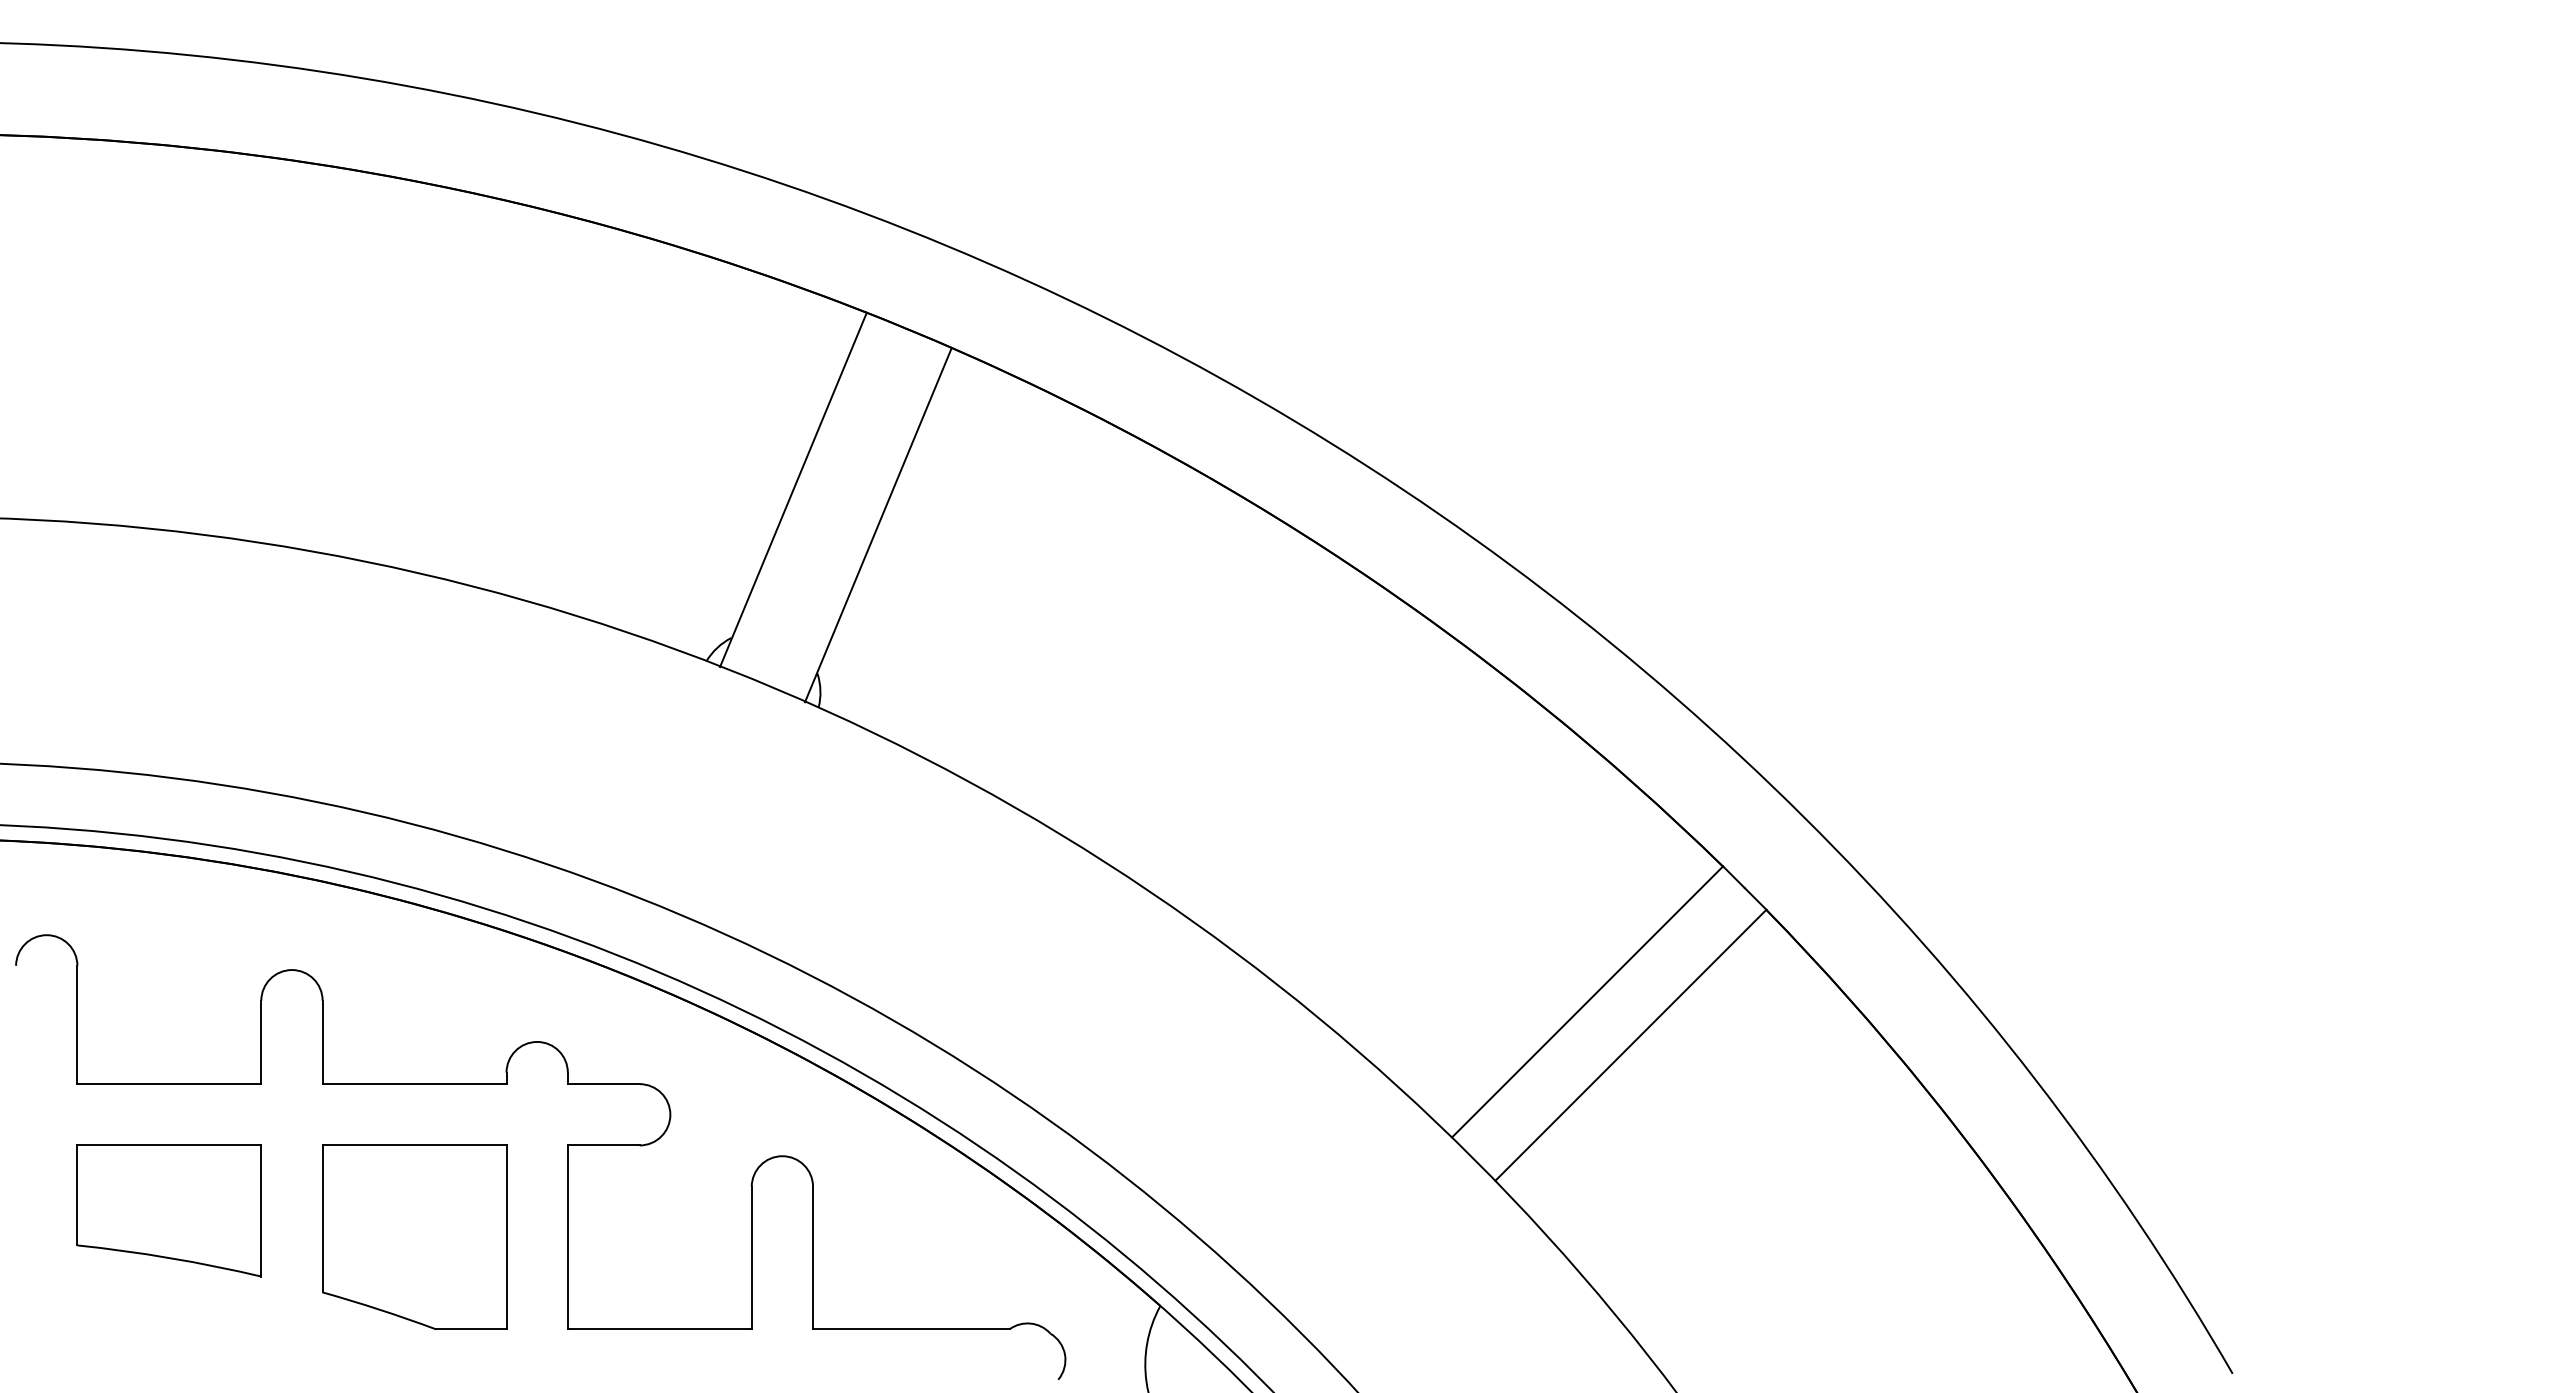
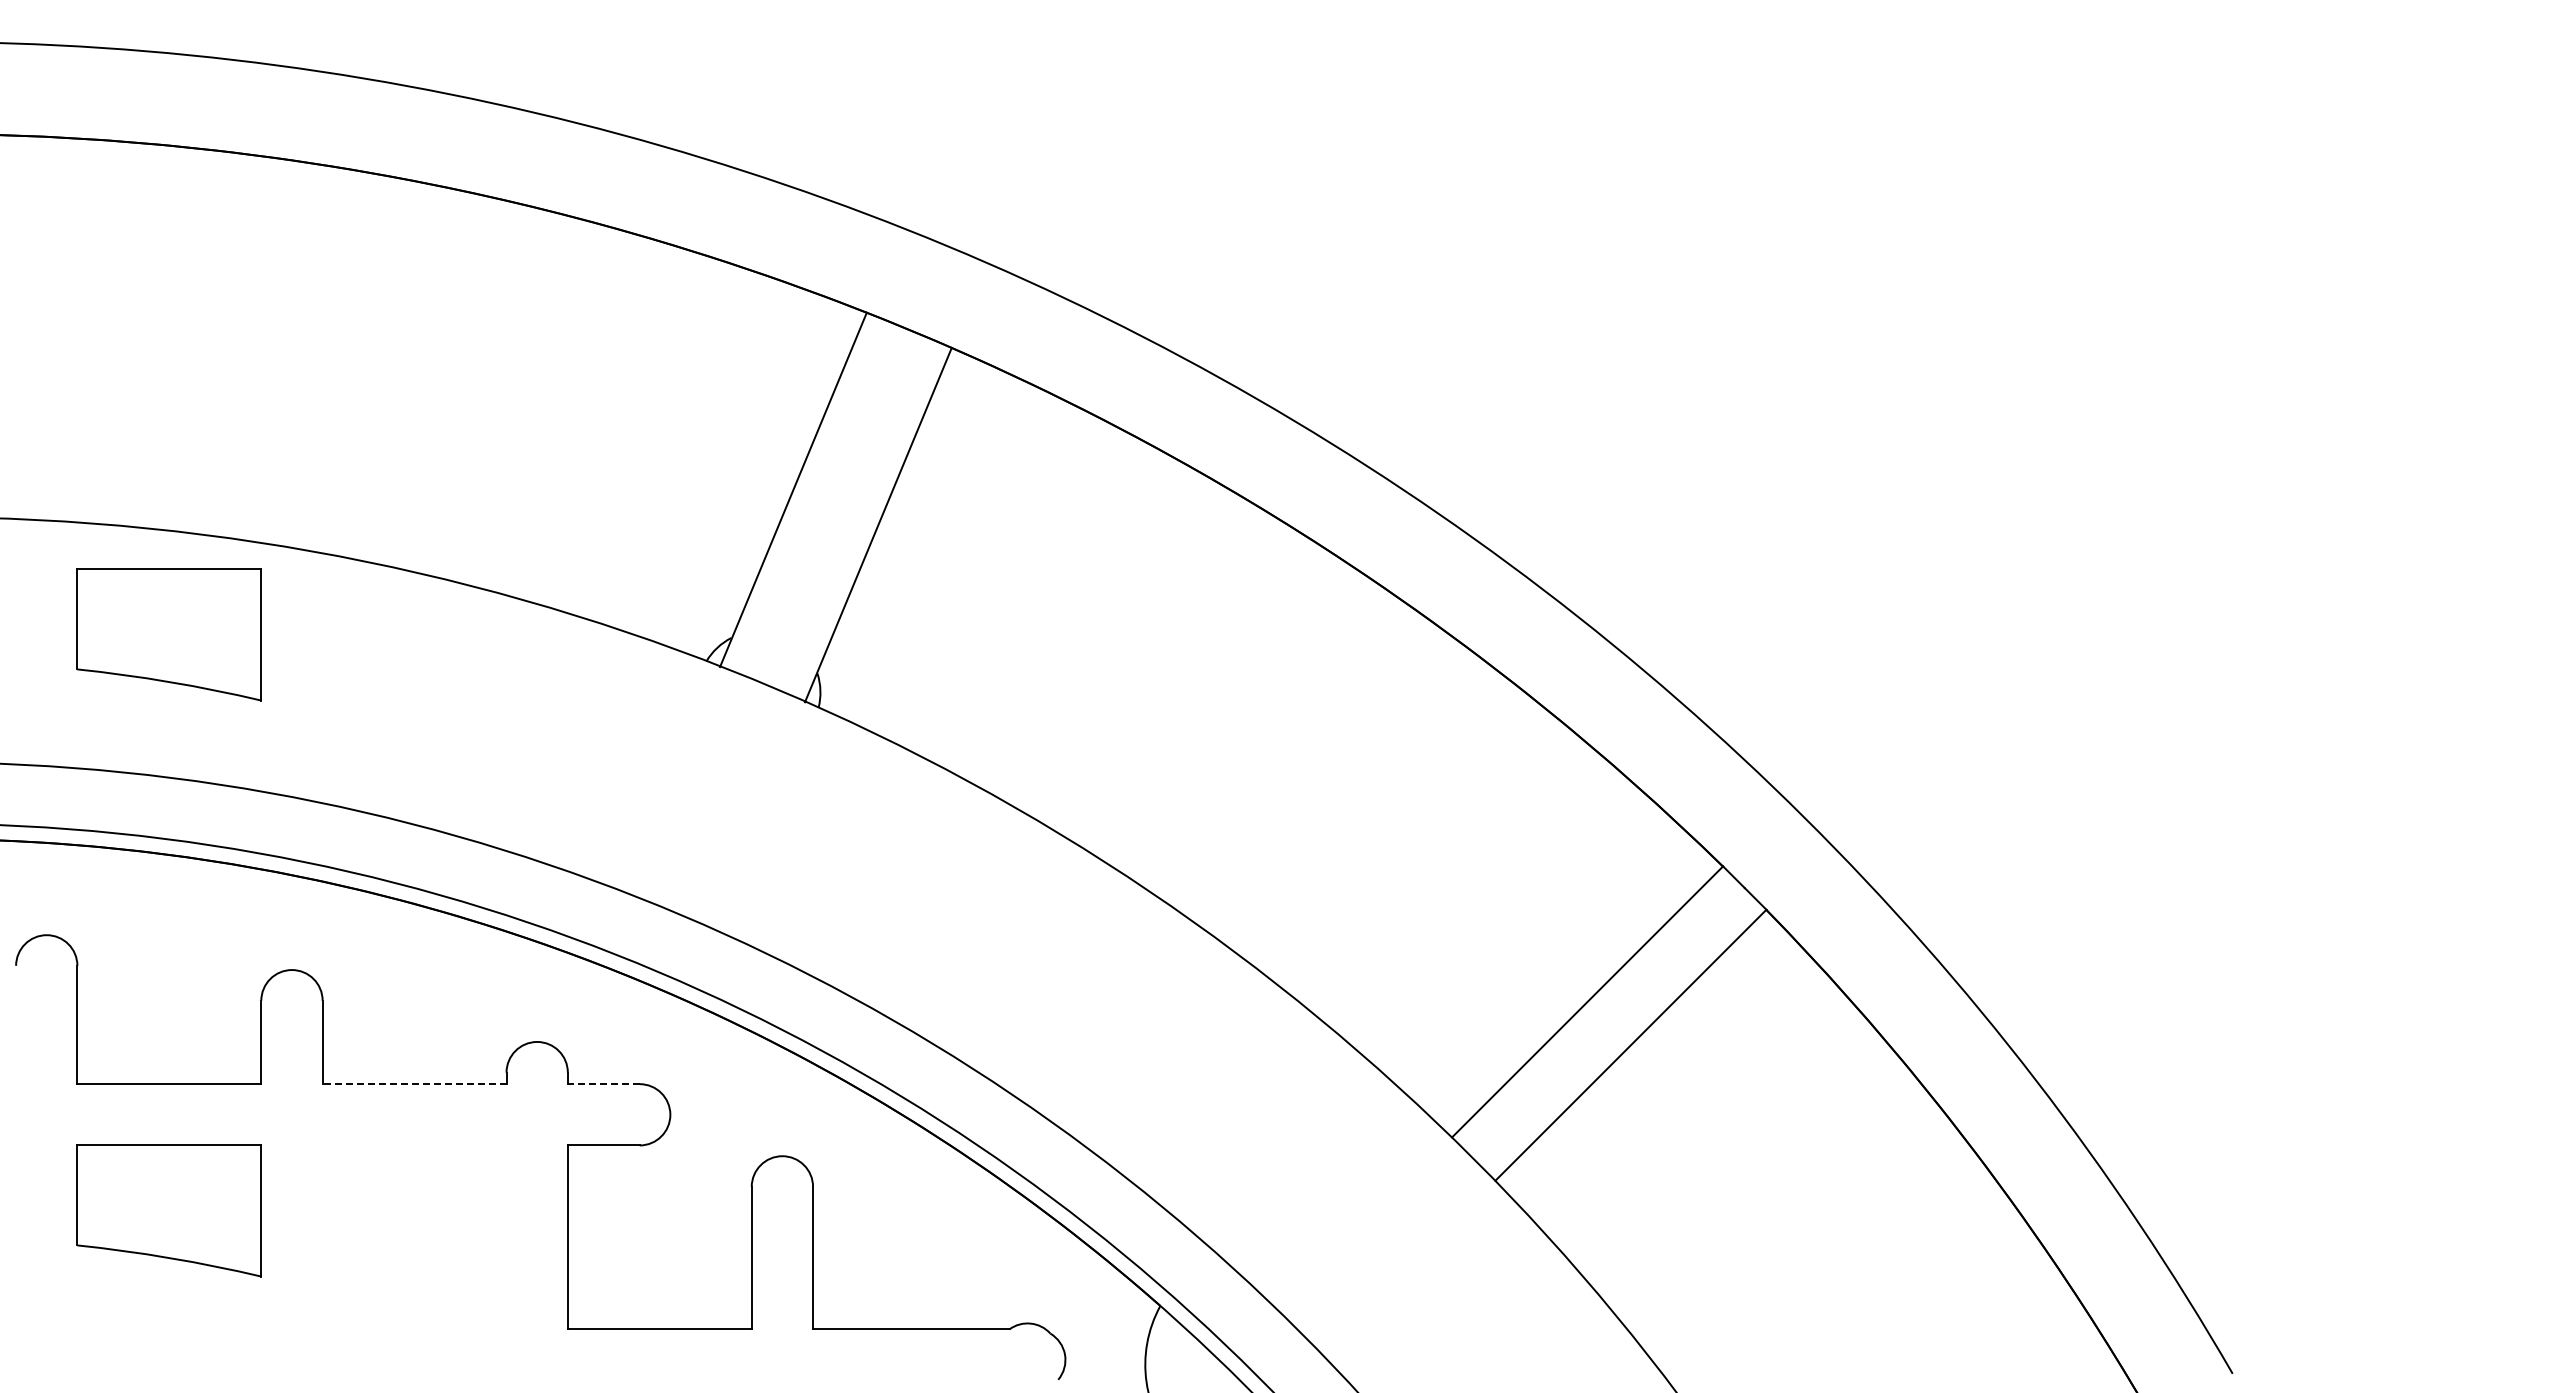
part: none -> present (168, 634)
line: solid -> dashed (414, 1084)
line: solid -> dashed (603, 1084)
part: present -> none (414, 1236)
